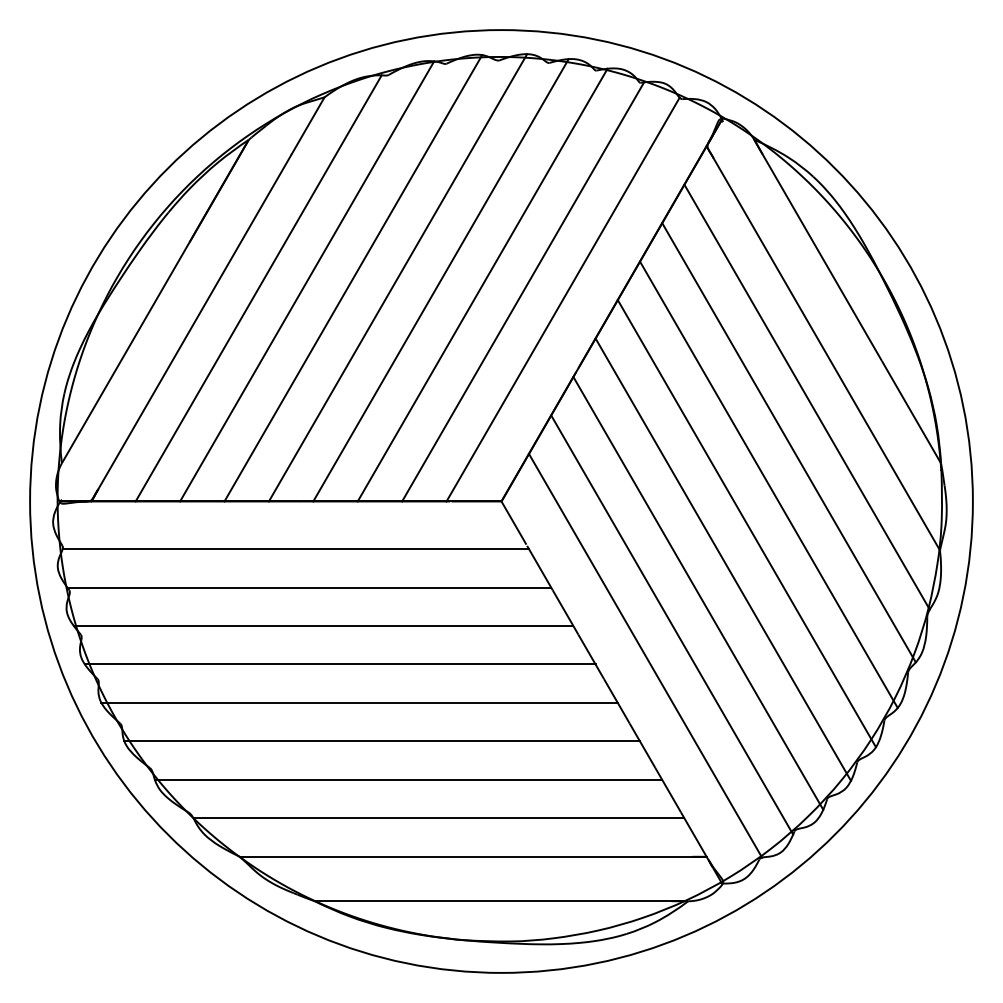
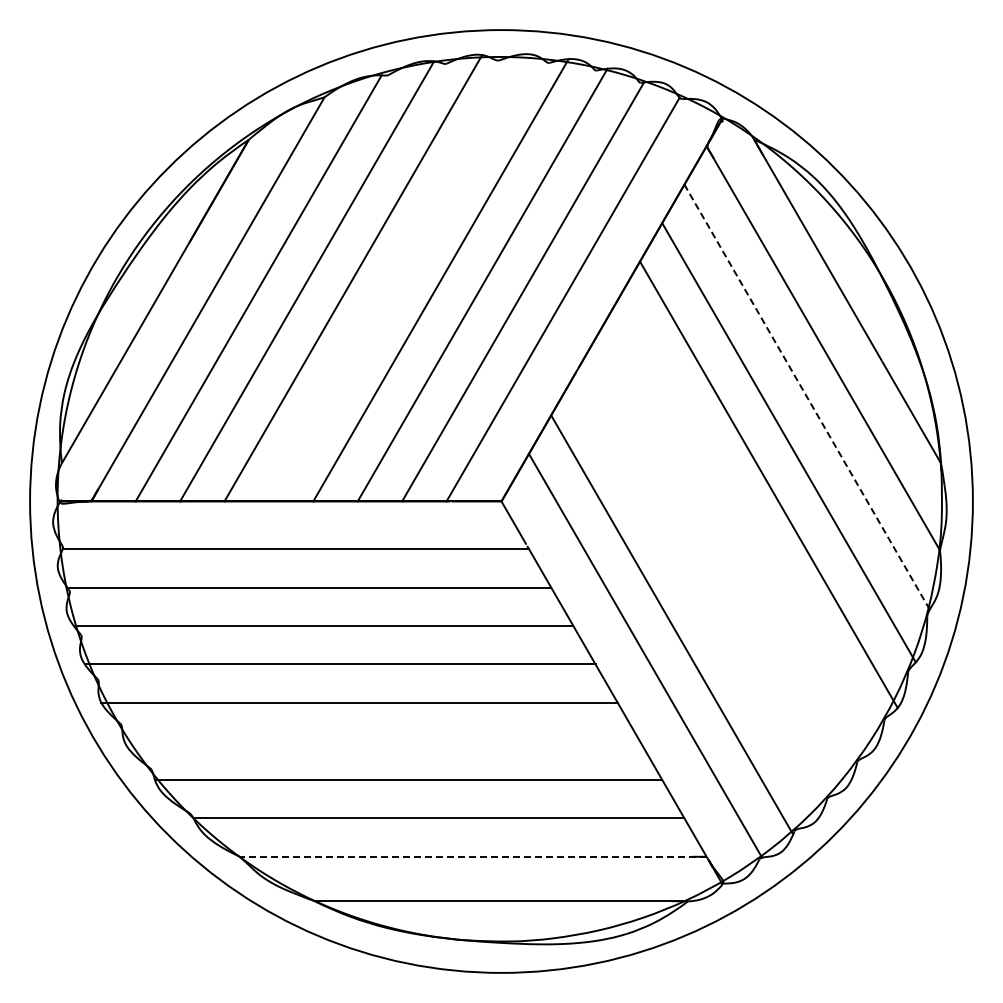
line: present -> none (397, 277)
line: solid -> dashed (806, 396)
line: present -> none (746, 523)
line: present -> none (723, 559)
line: present -> none (698, 592)
line: present -> none (382, 741)
line: solid -> dashed (472, 856)
